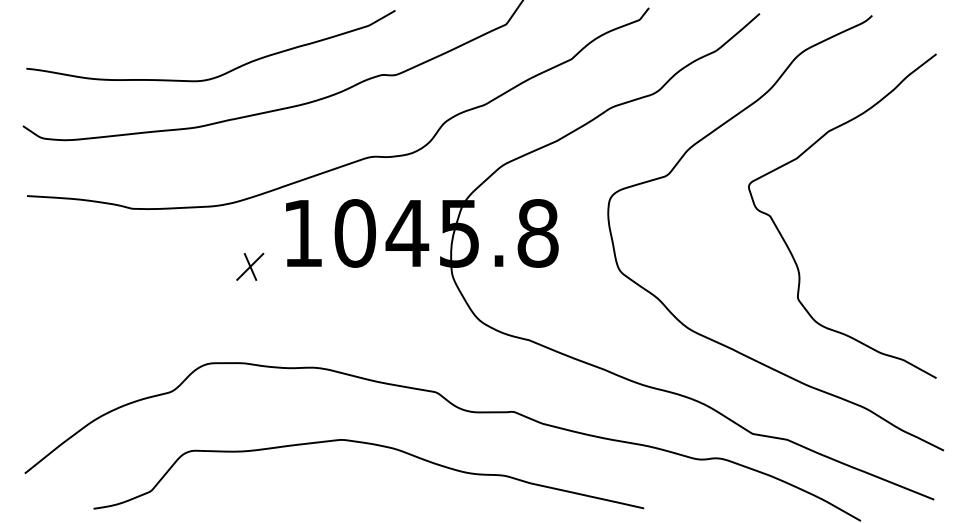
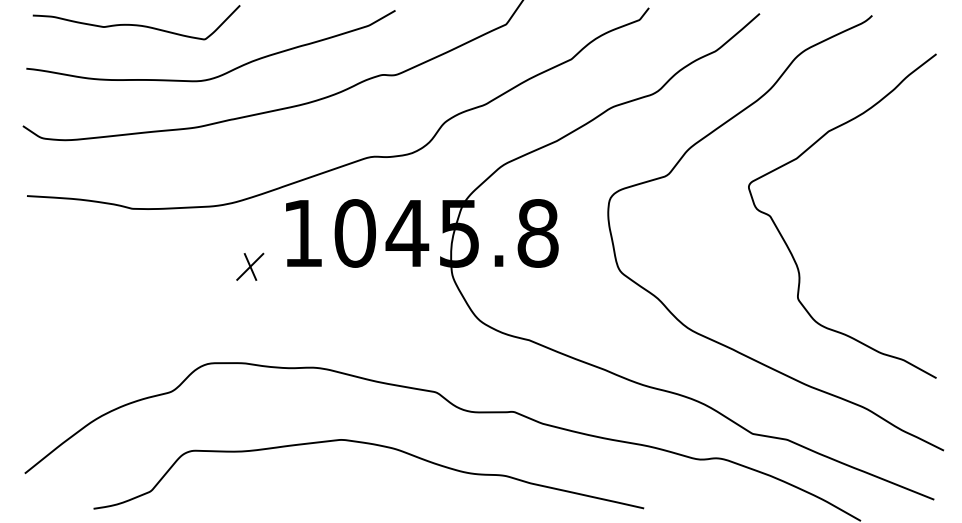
curve: none -> present (136, 24)
